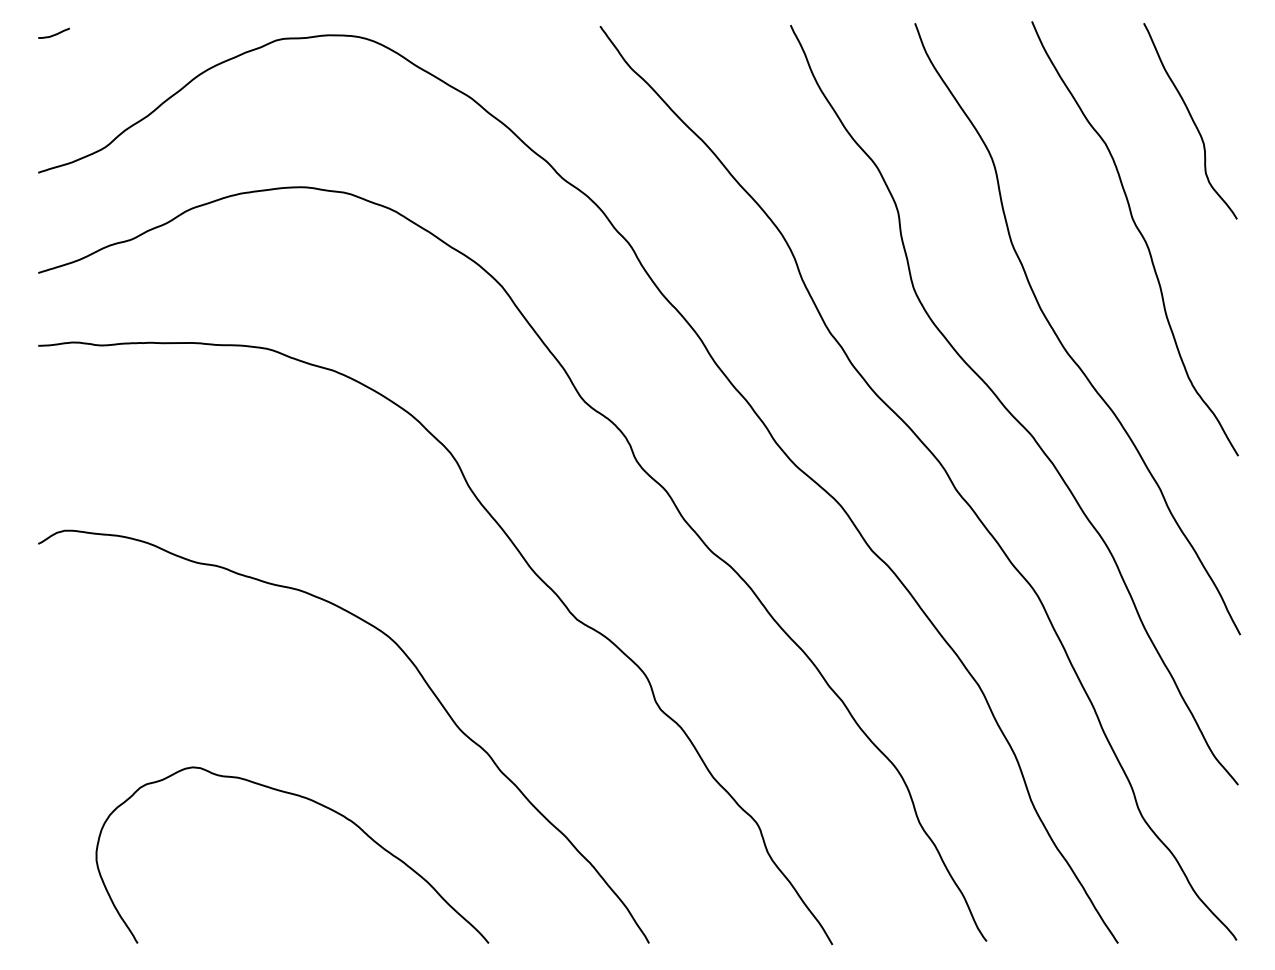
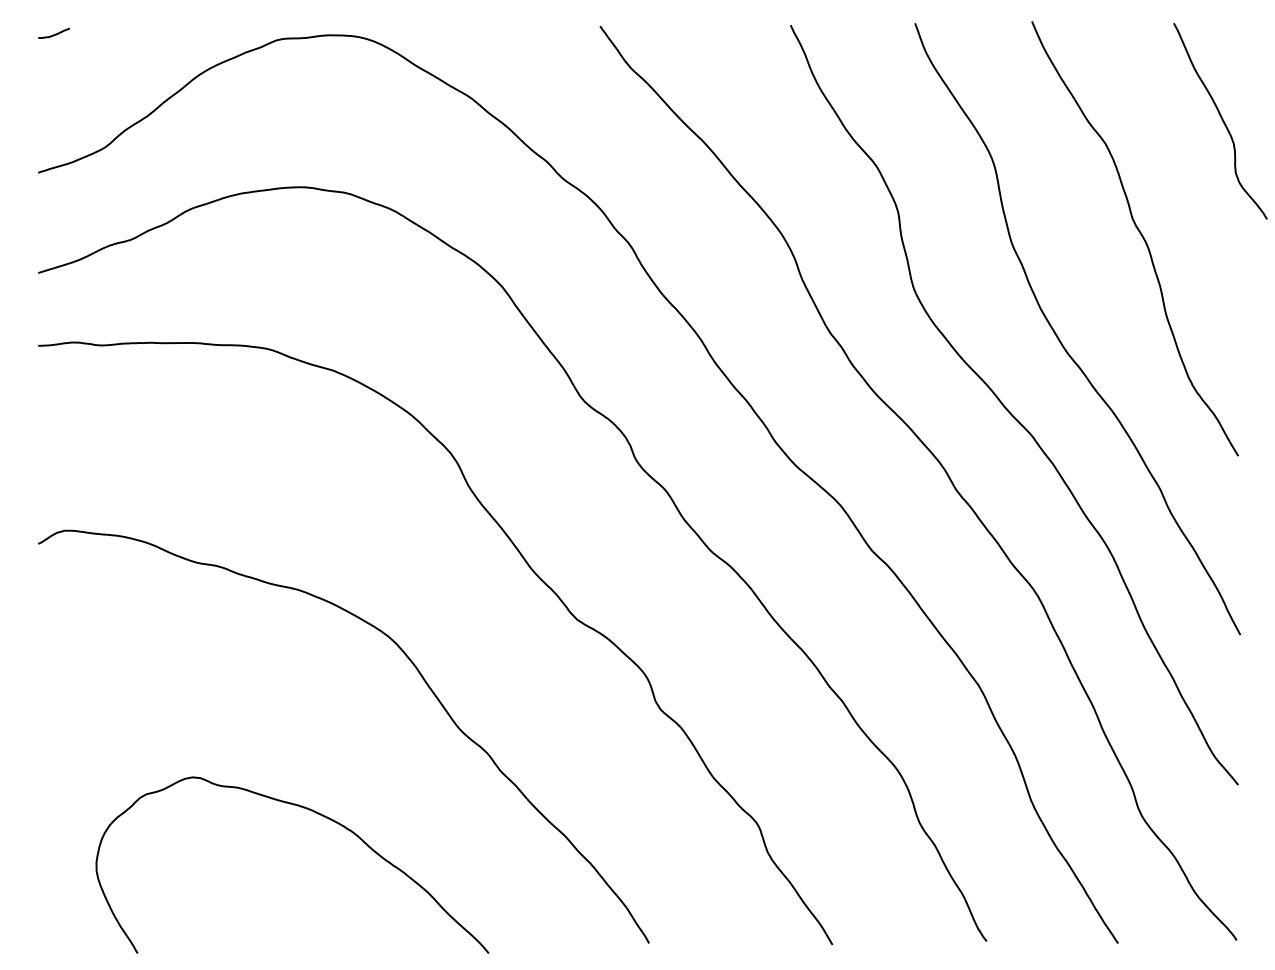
curve position: (1192, 121) -> (1222, 121) (1222, 121)
curve position: (315, 803) -> (315, 813) (315, 813)
